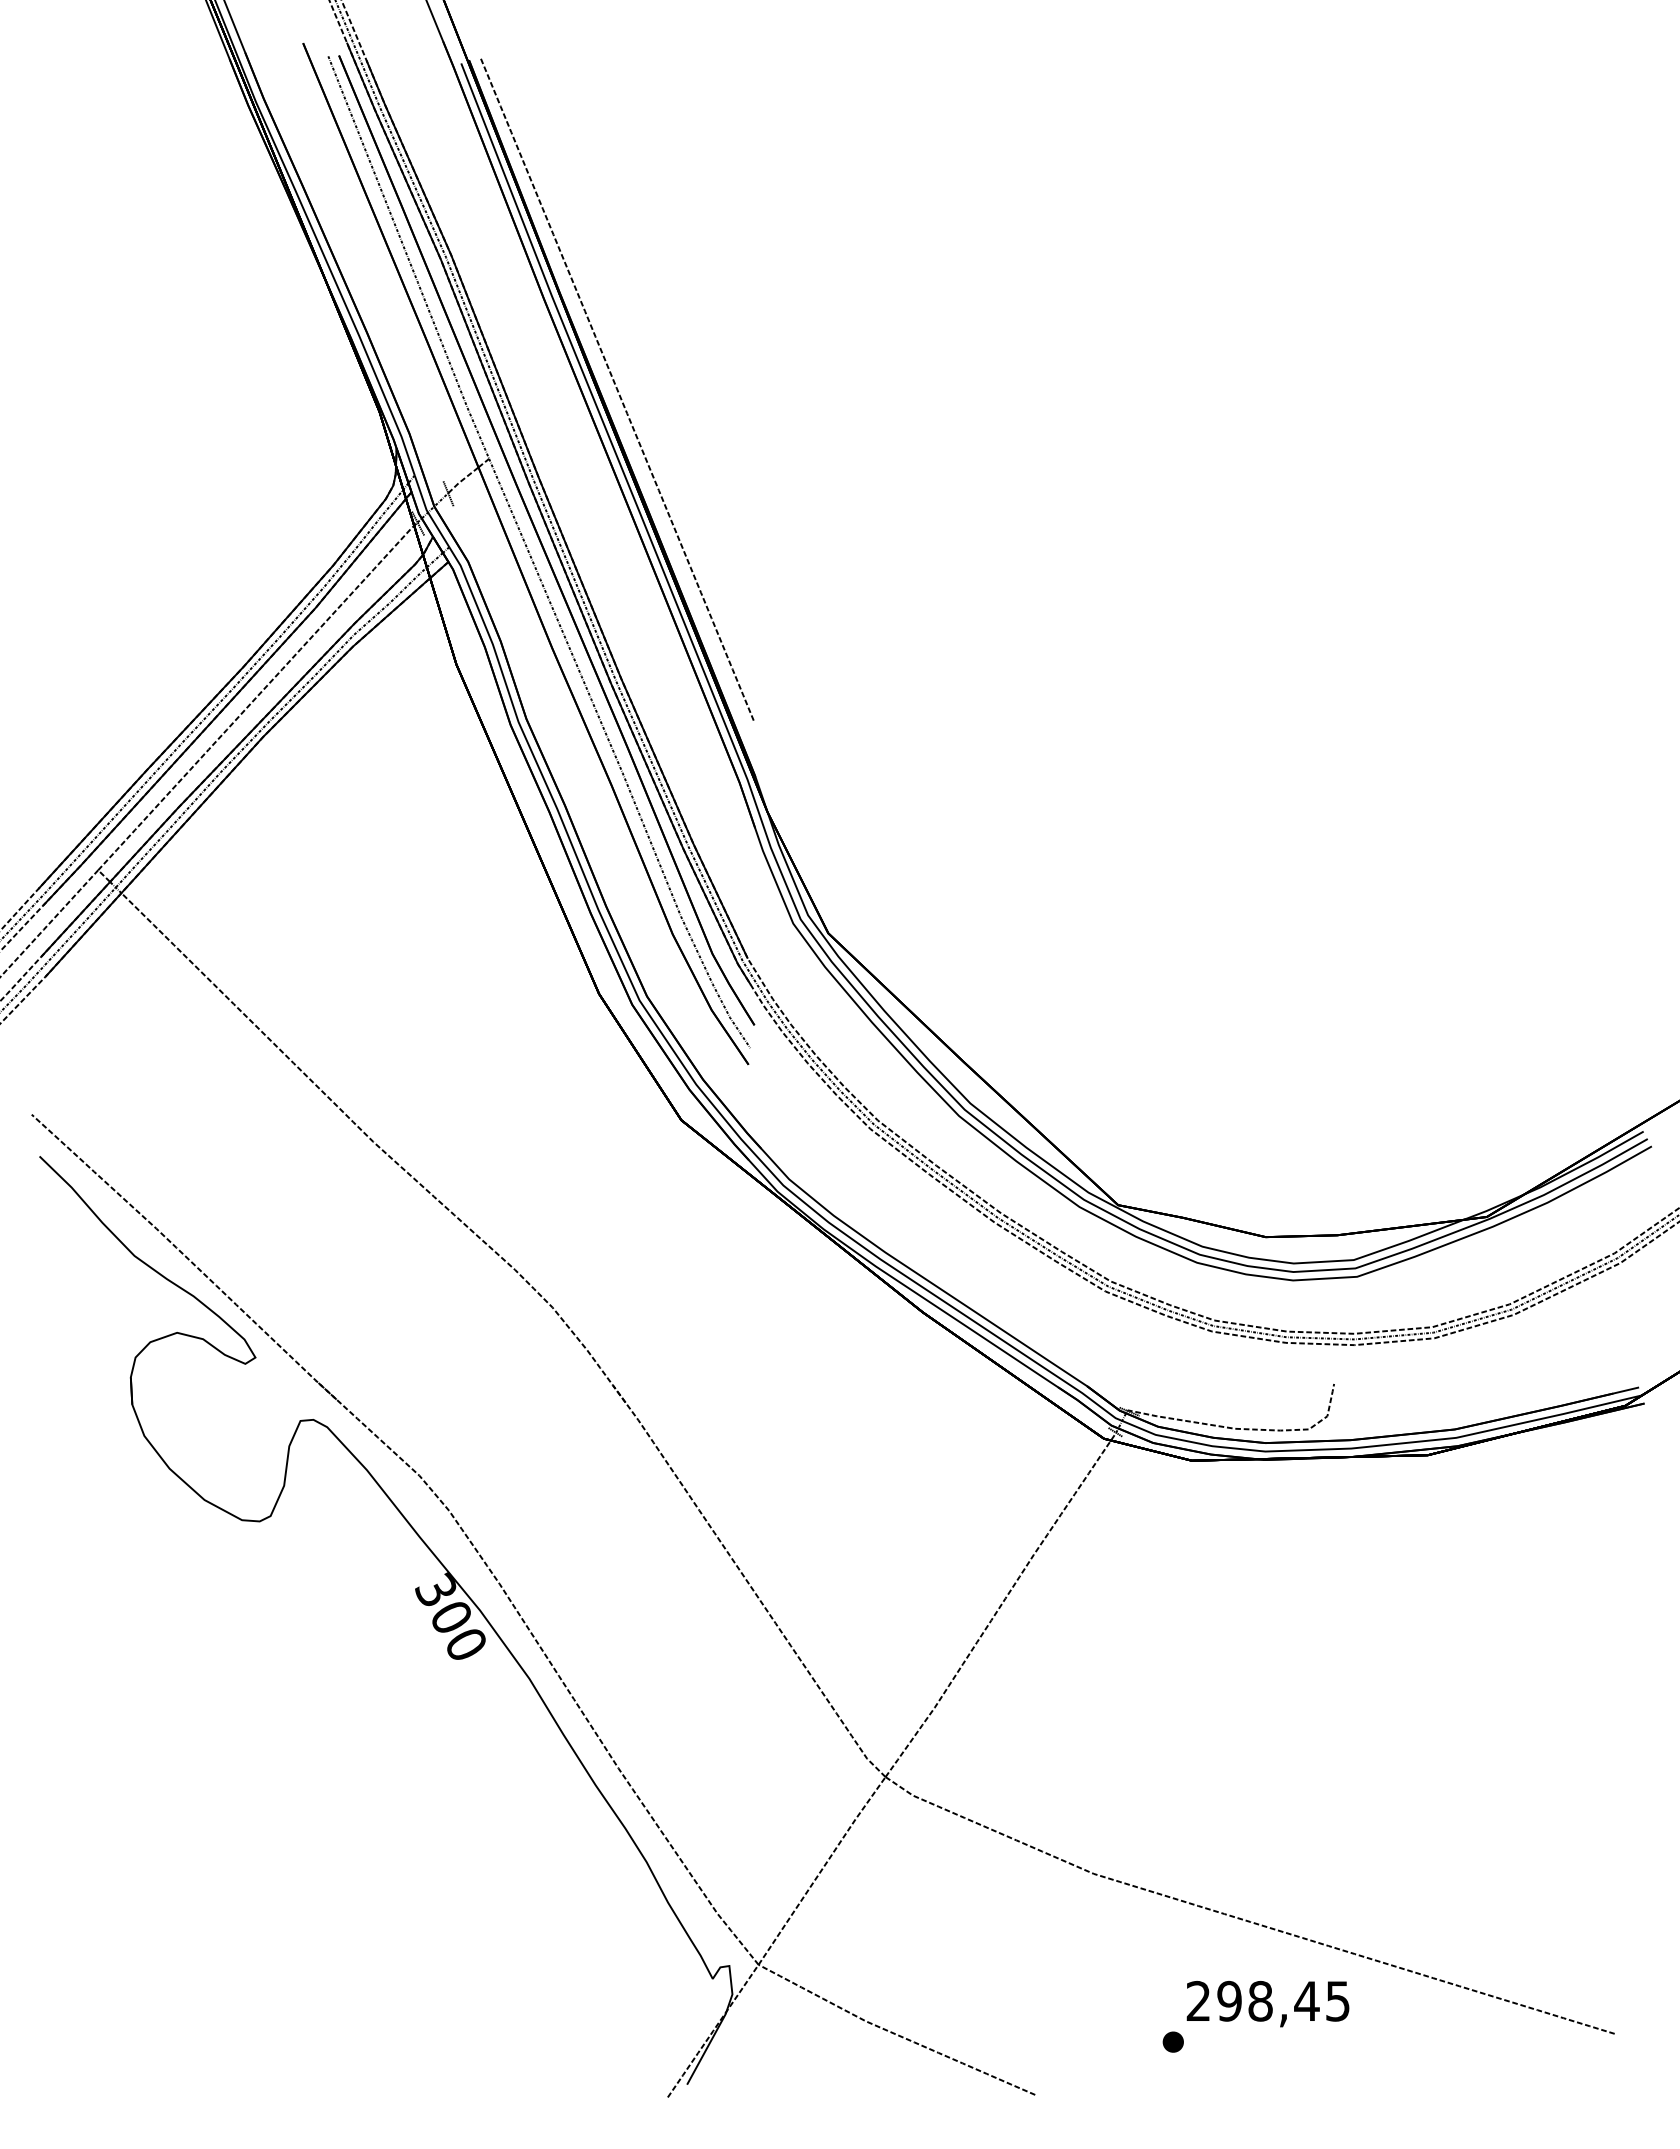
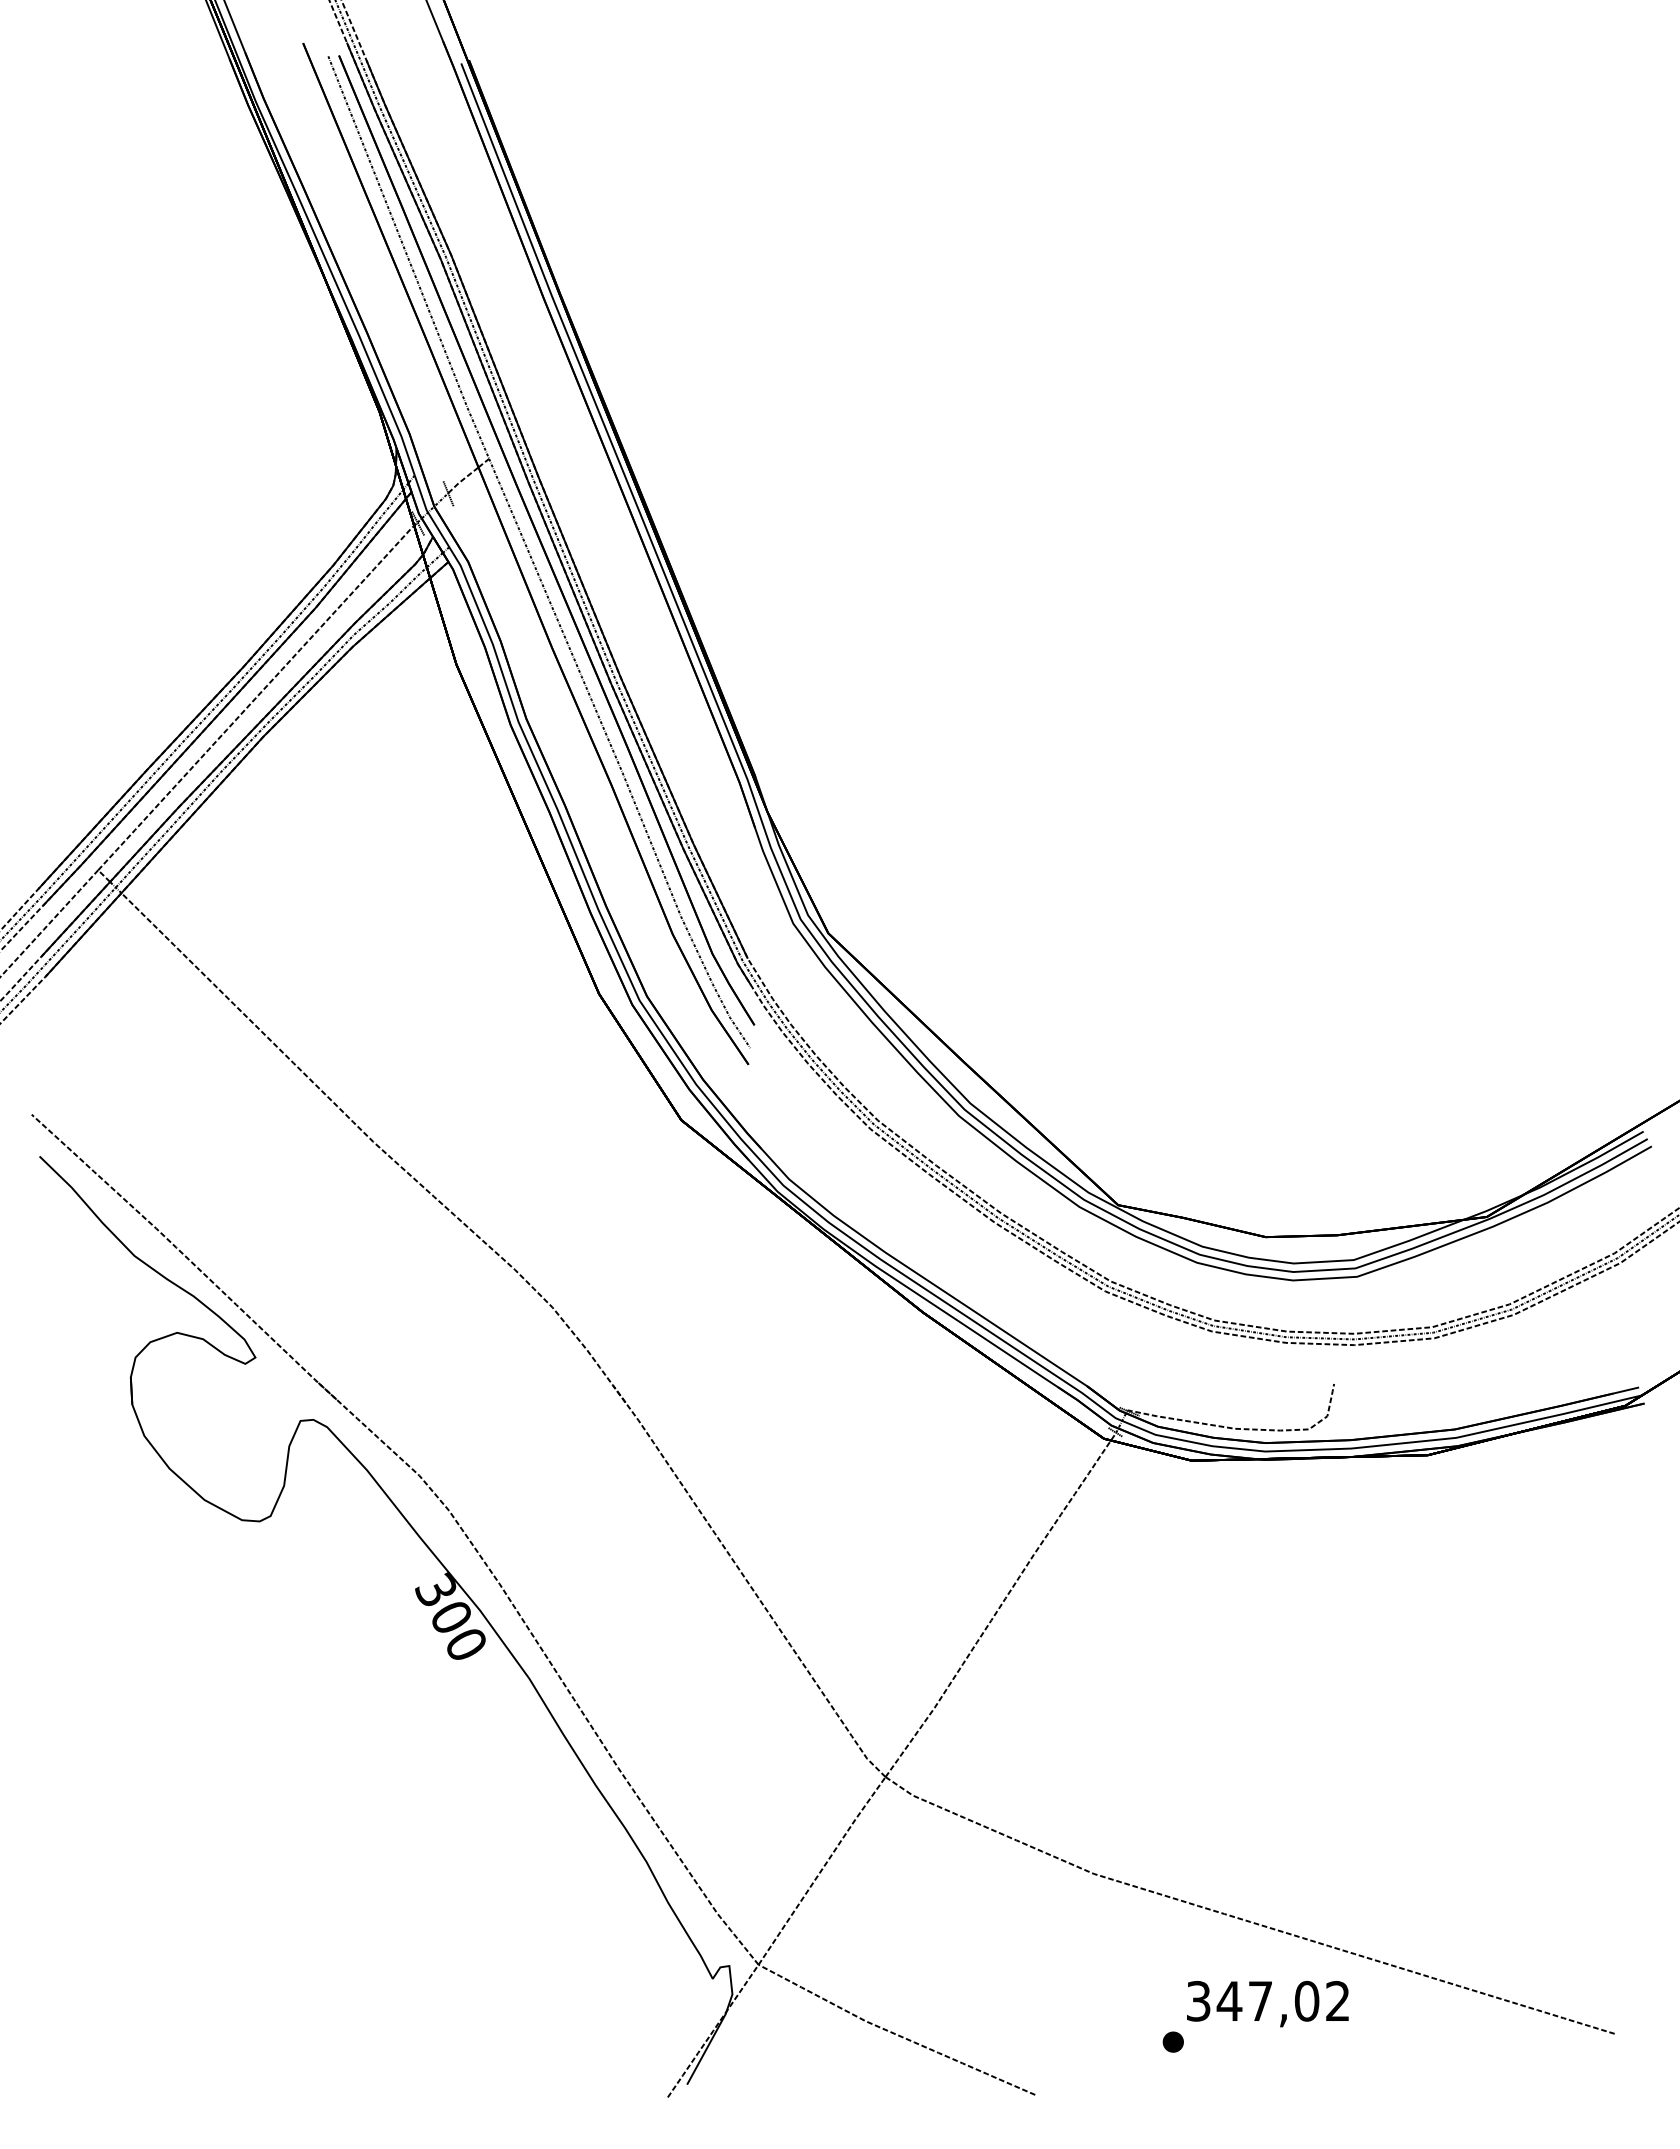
curve: present -> none (617, 389)
text: 298,45 -> 347,02 (1267, 2000)
